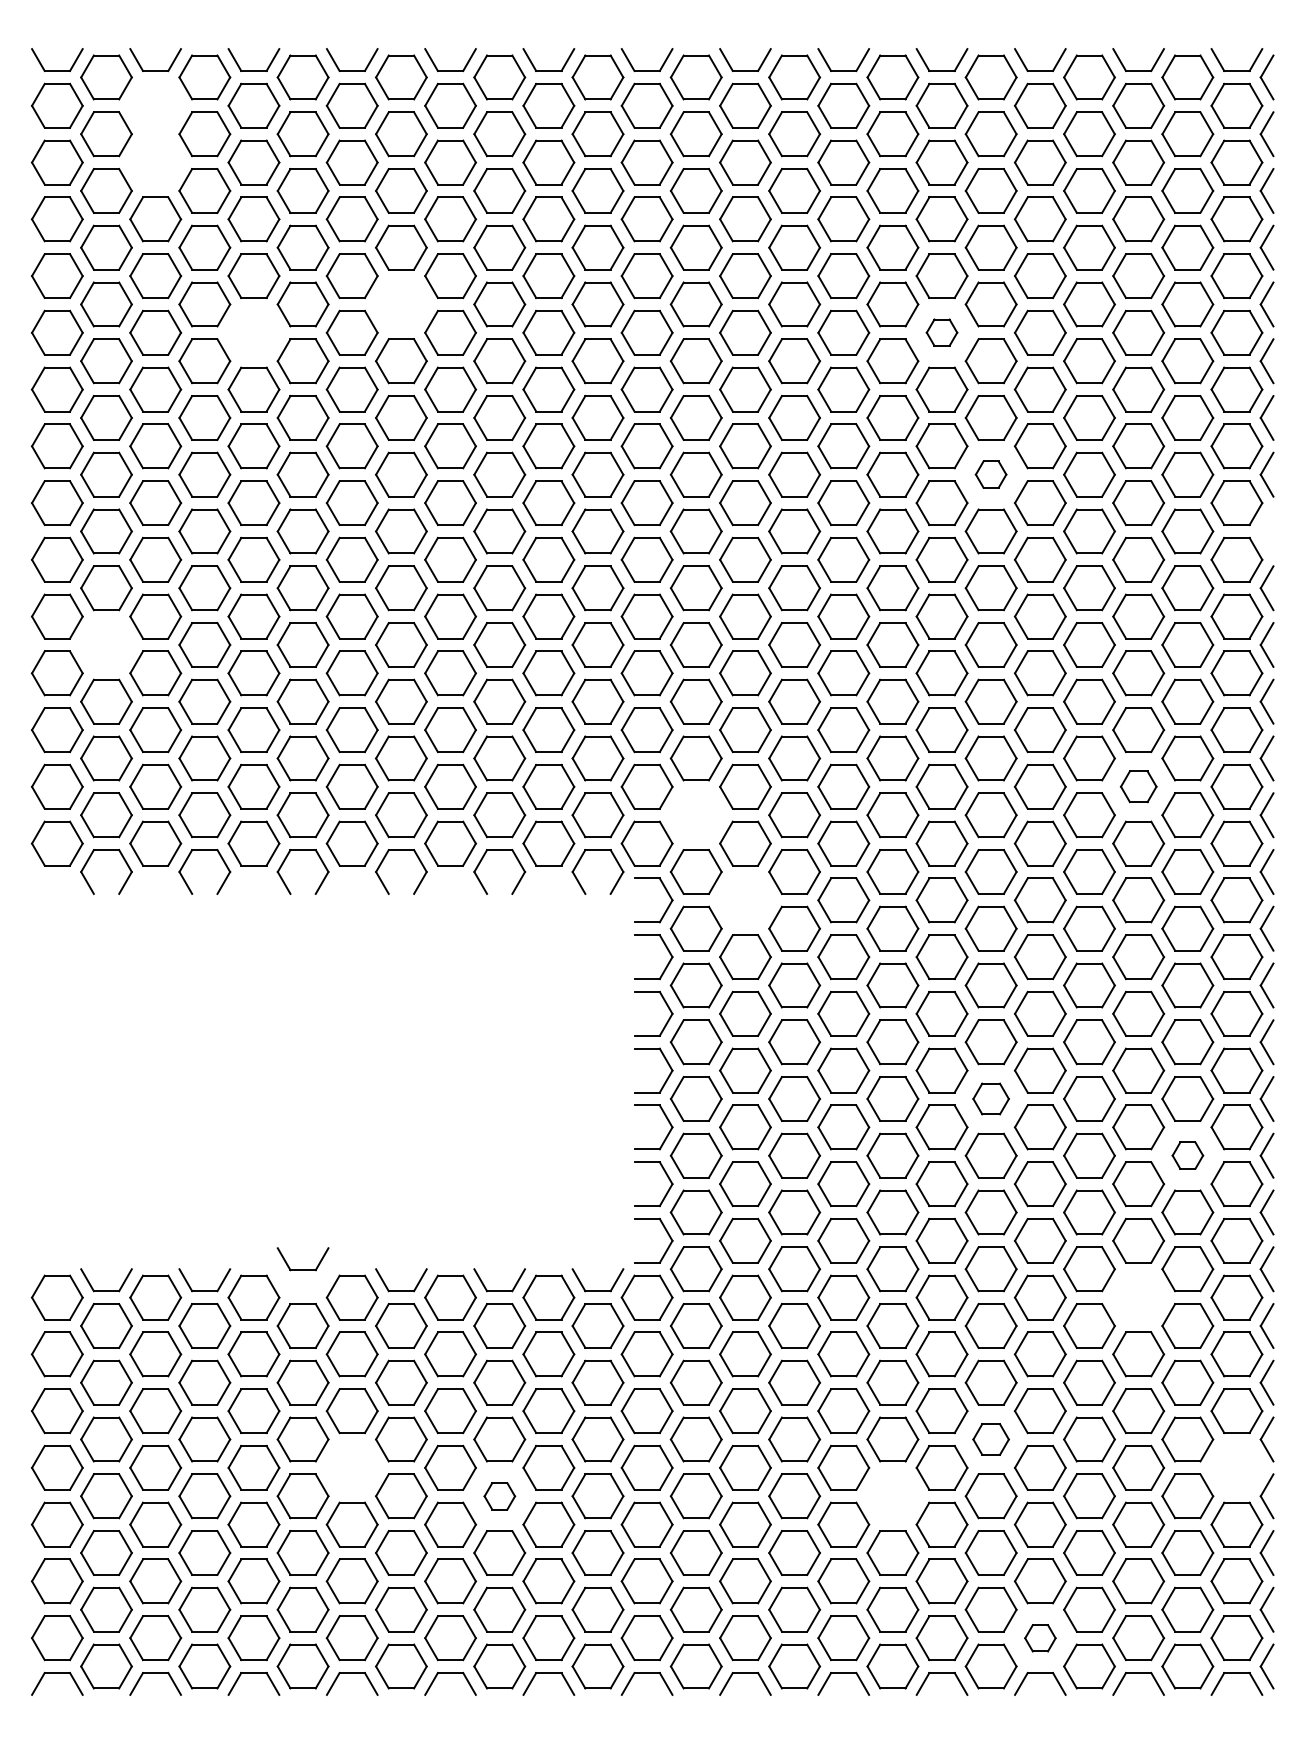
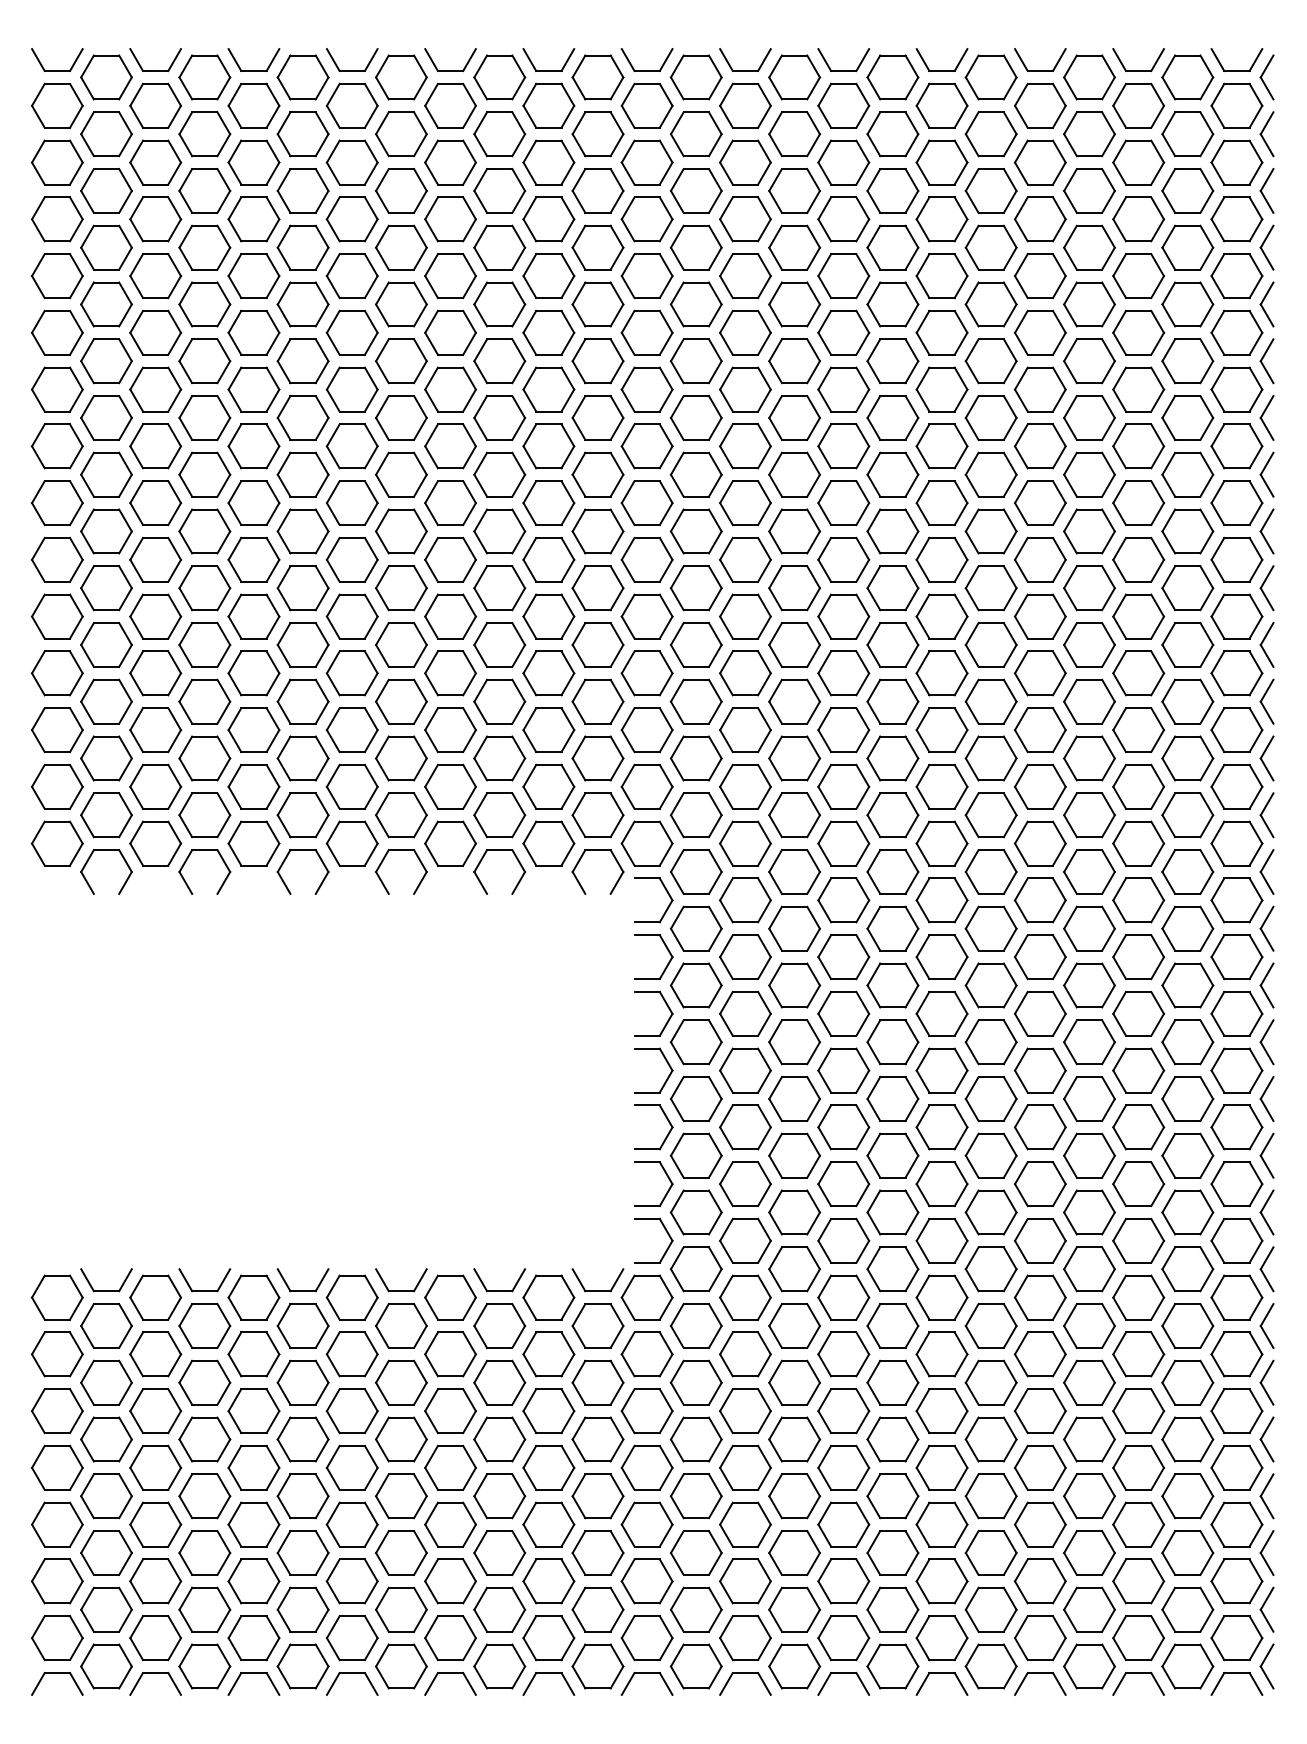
part: none -> present (155, 105)
part: none -> present (155, 162)
part: none -> present (401, 304)
part: none -> present (253, 332)
part size: 34x29 px -> 54x47 px (941, 332)
part size: 34x29 px -> 54x47 px (990, 474)
part: none -> present (1266, 531)
part: none -> present (106, 644)
part size: 39x34 px -> 54x47 px (1138, 786)
part: none -> present (695, 815)
part: none -> present (745, 900)
part size: 38x34 px -> 54x46 px (990, 1098)
part size: 34x29 px -> 54x47 px (1187, 1155)
part position: (302, 1269) -> (302, 1290) (302, 1290)
part: none -> present (1138, 1297)
part size: 38x33 px -> 54x47 px (990, 1439)
part: none -> present (351, 1467)
part: none -> present (1236, 1467)
part size: 34x29 px -> 54x47 px (499, 1496)
part: none -> present (892, 1496)
part size: 33x29 px -> 53x47 px (1040, 1638)
